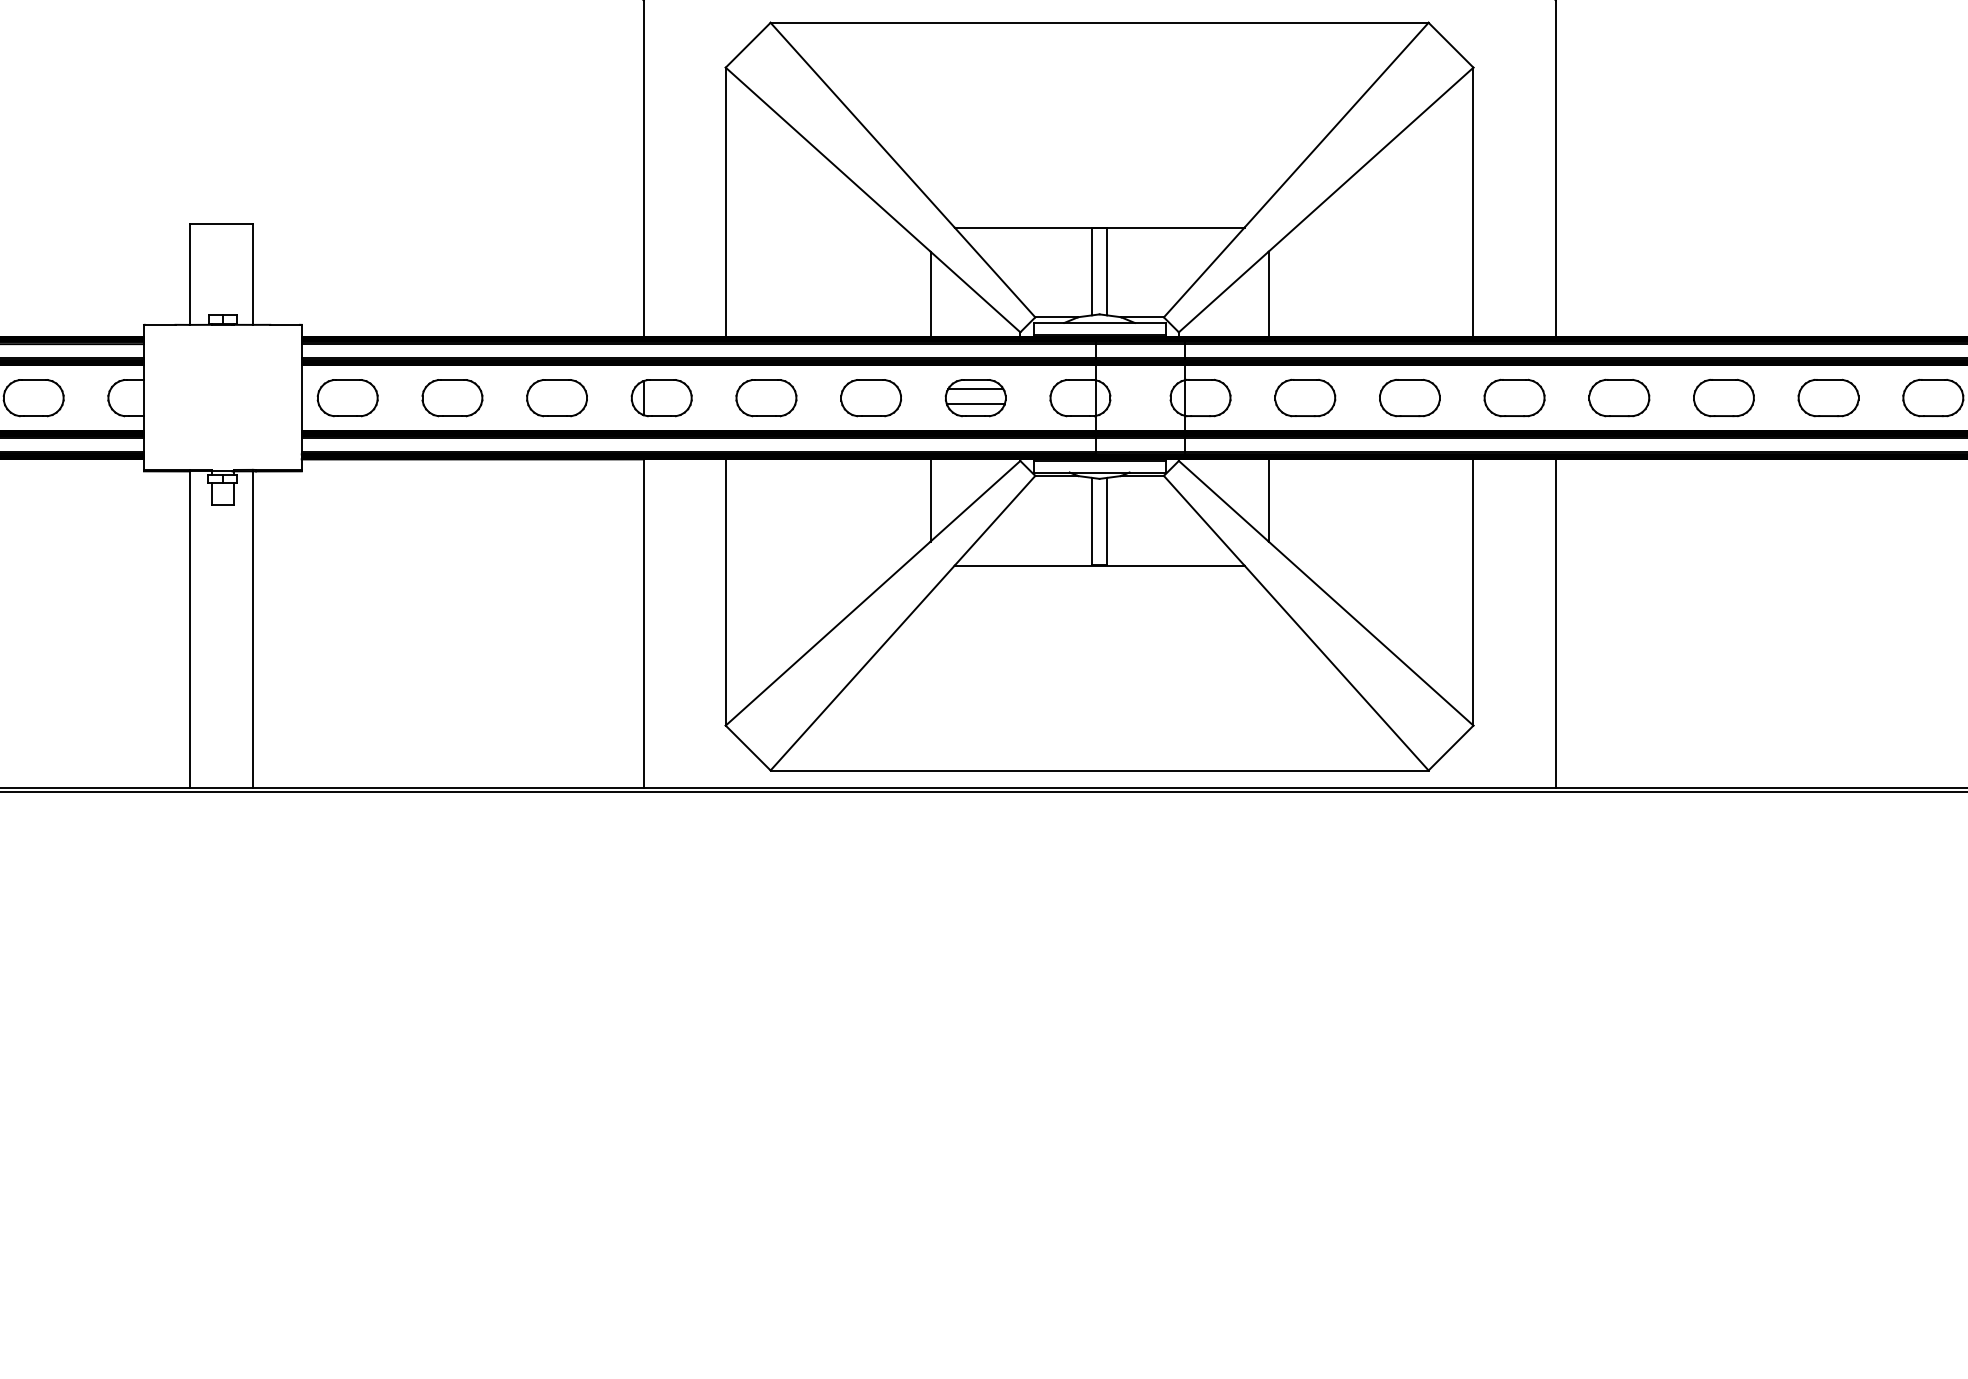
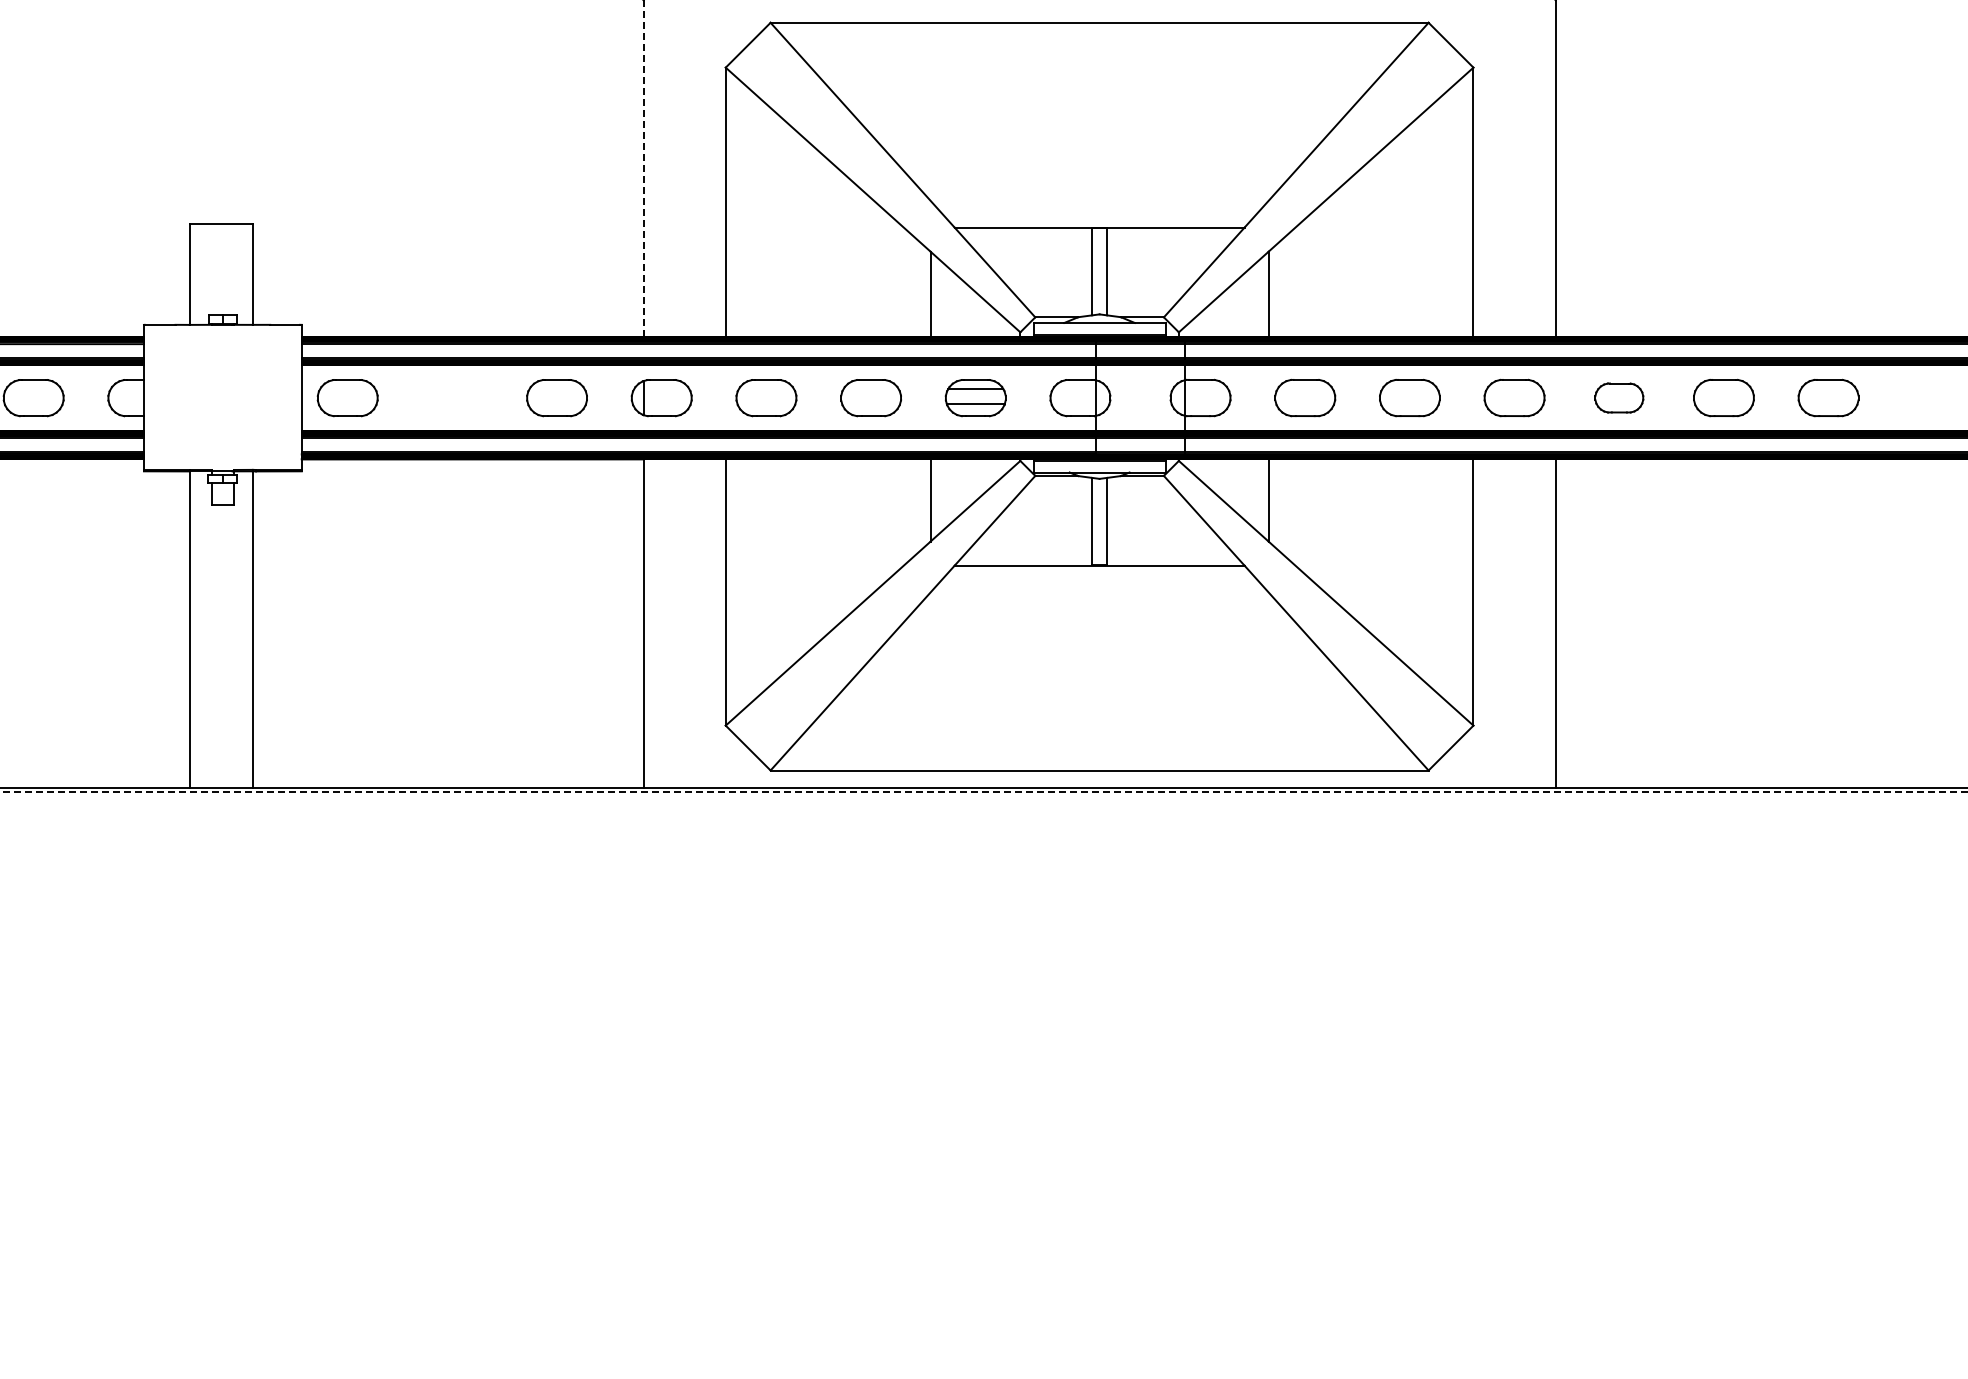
line: solid -> dashed (643, 168)
part size: 63x40 px -> 51x32 px (1619, 397)
part: present -> none (1933, 397)
part: present -> none (452, 398)
line: solid -> dashed (983, 792)
